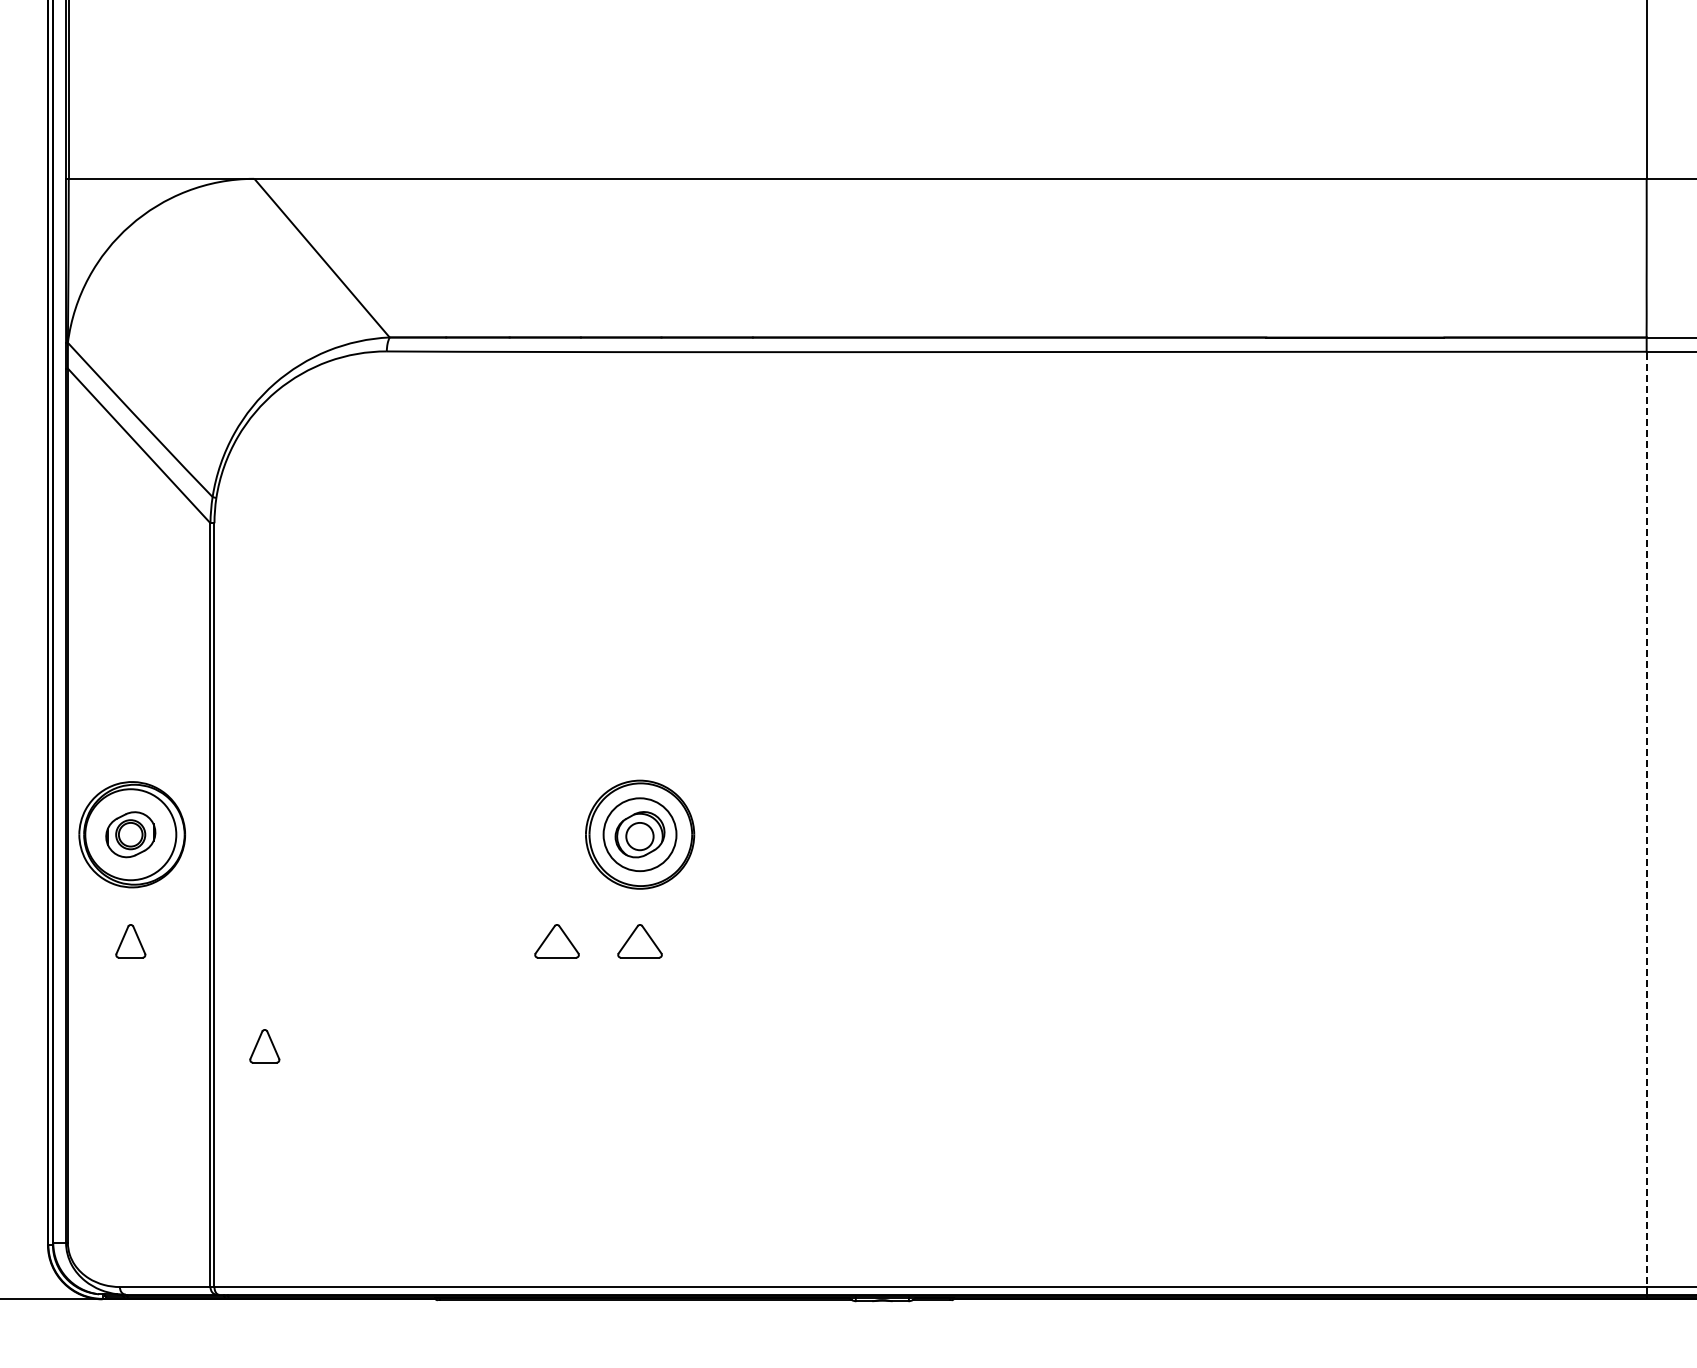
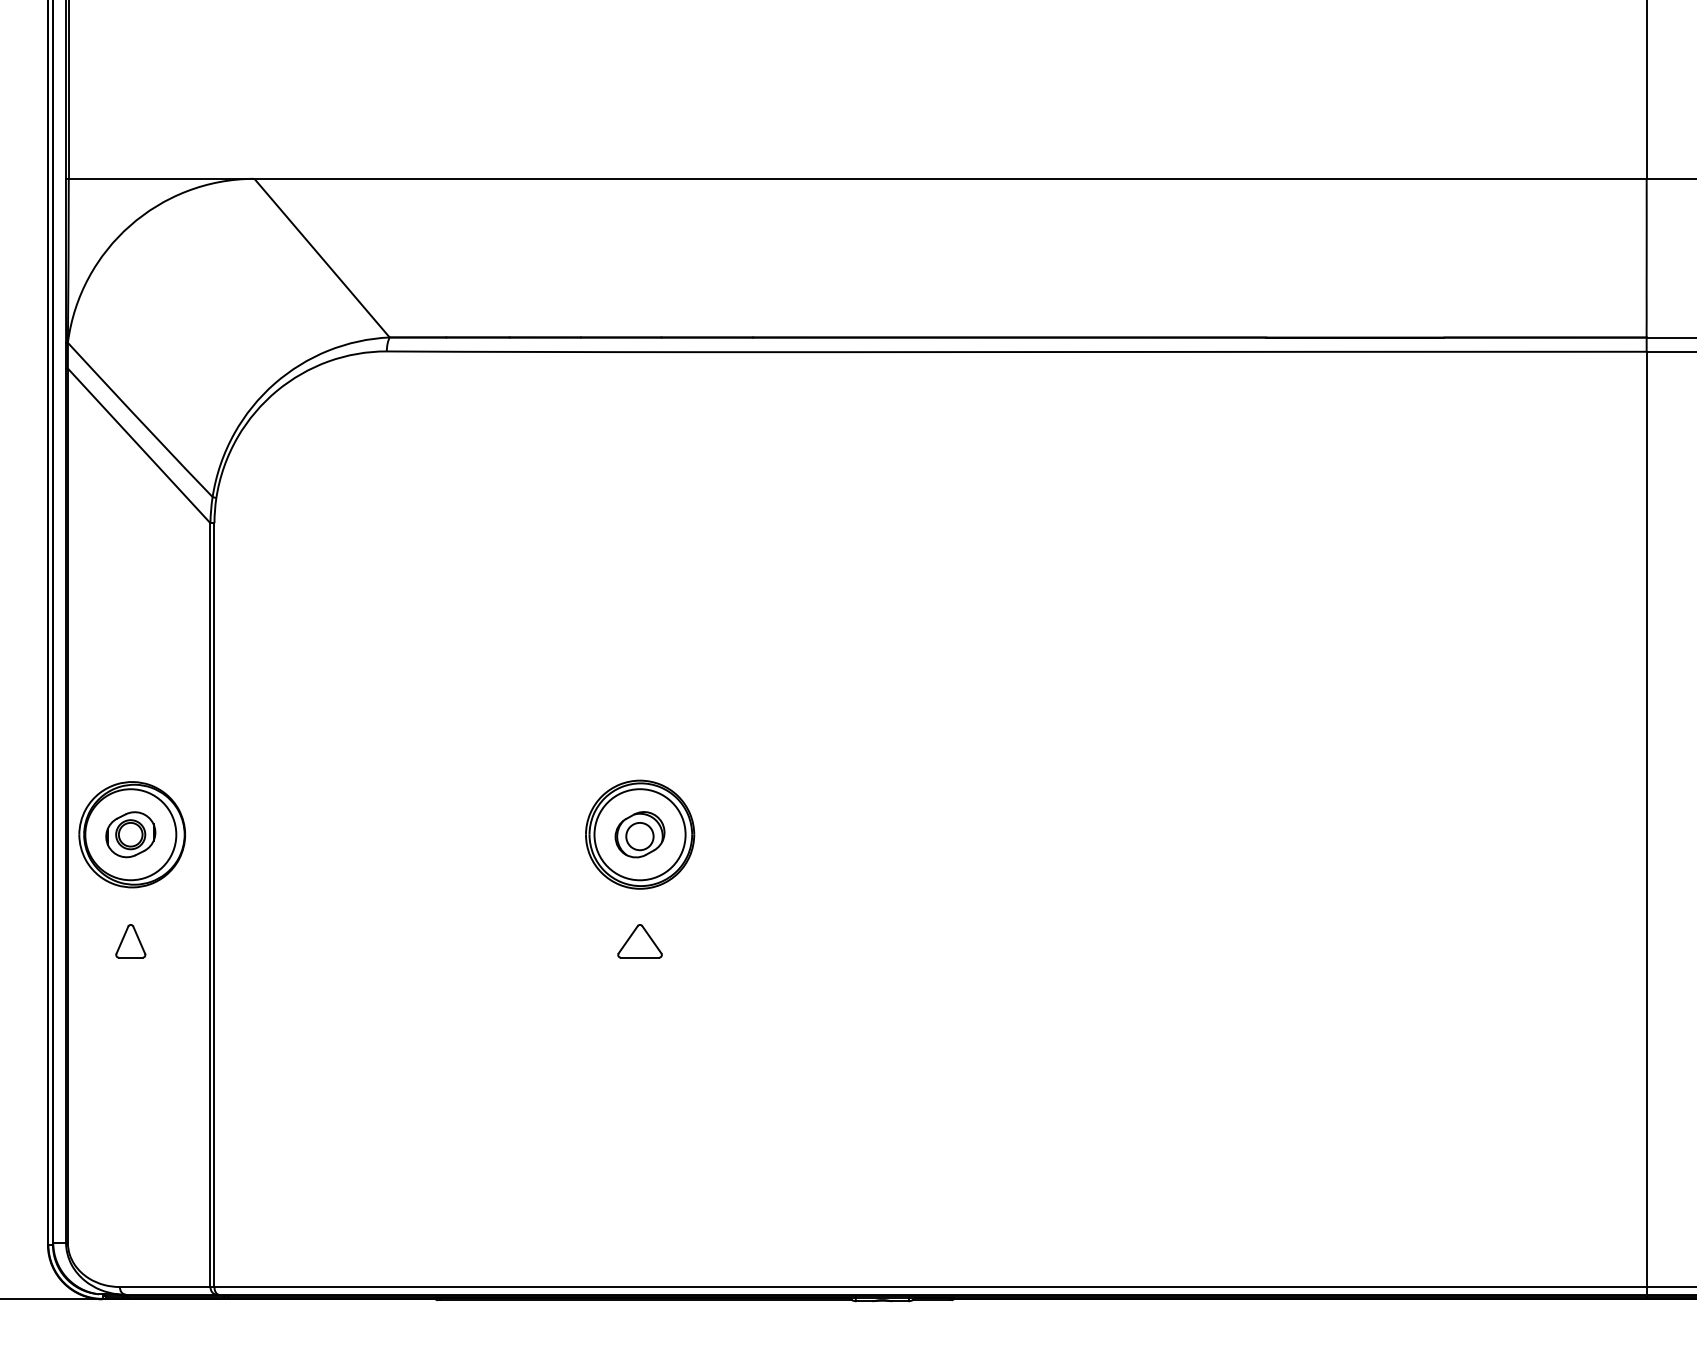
line: dashed -> solid (1646, 822)
circle diameter: 73 px -> 91 px (639, 834)
part: present -> none (556, 941)
part: present -> none (264, 1046)
